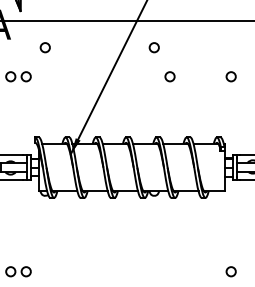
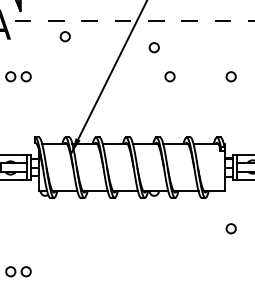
line: solid -> dashed (127, 21)
circle position: (44, 47) -> (64, 36) (64, 36)
circle position: (230, 271) -> (230, 228) (230, 228)
